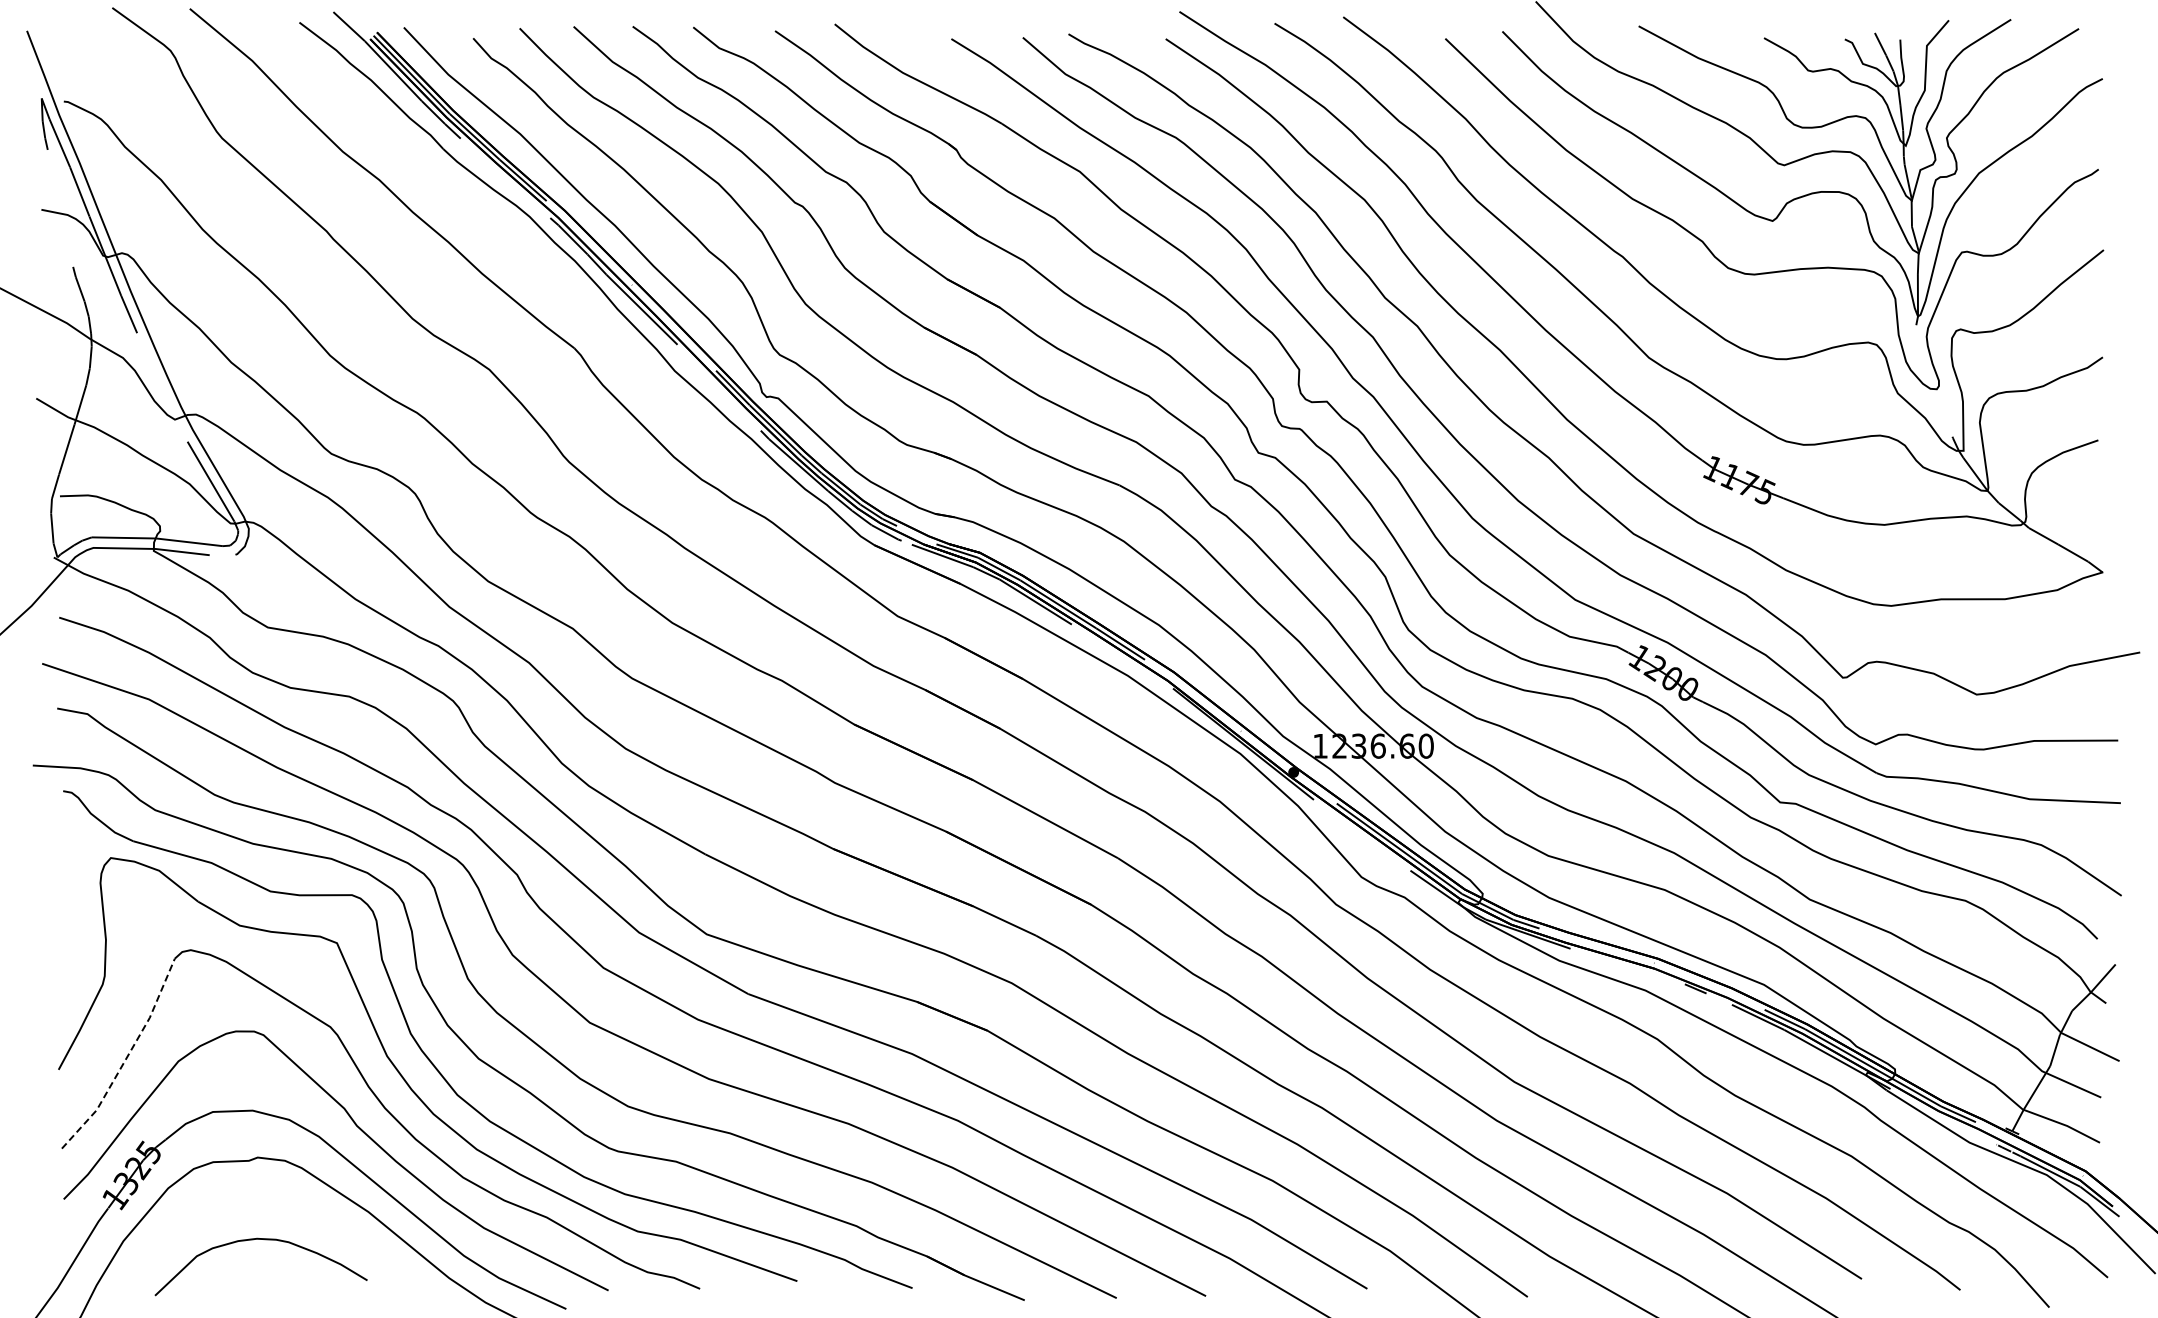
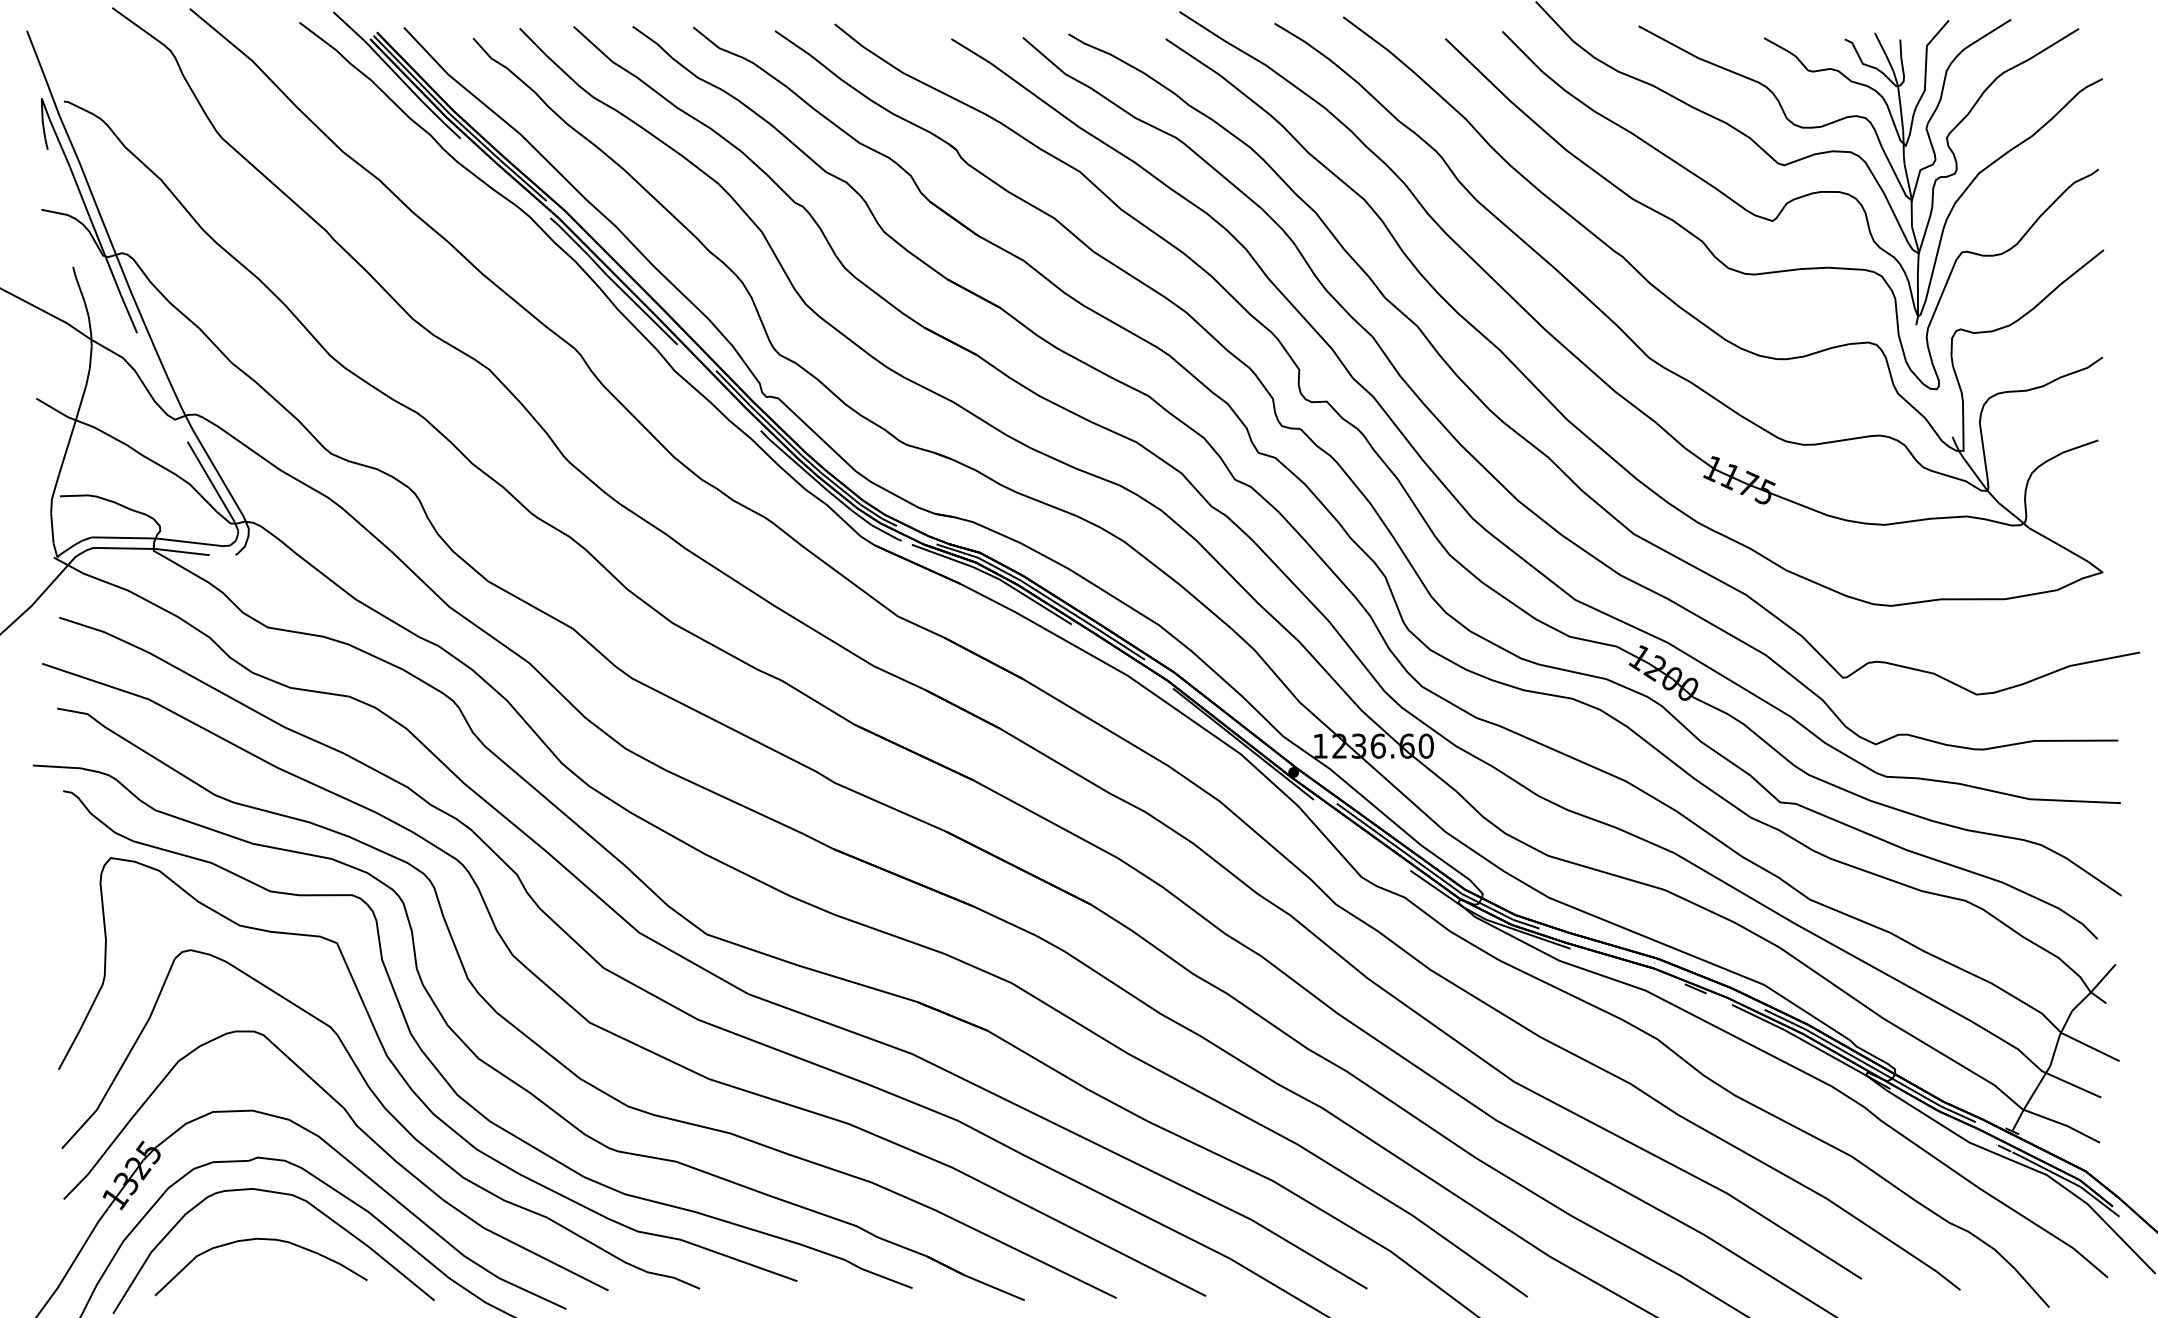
line: dashed -> solid (126, 1058)
curve: none -> present (280, 1194)
